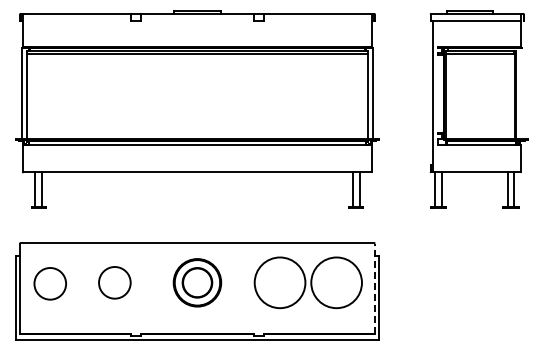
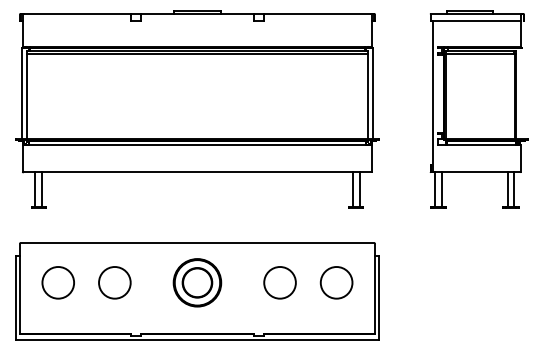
circle diameter: 51 px -> 32 px (279, 282)
circle diameter: 51 px -> 32 px (336, 282)
circle position: (49, 283) -> (57, 282) (57, 282)
line: dashed -> solid (374, 288)
